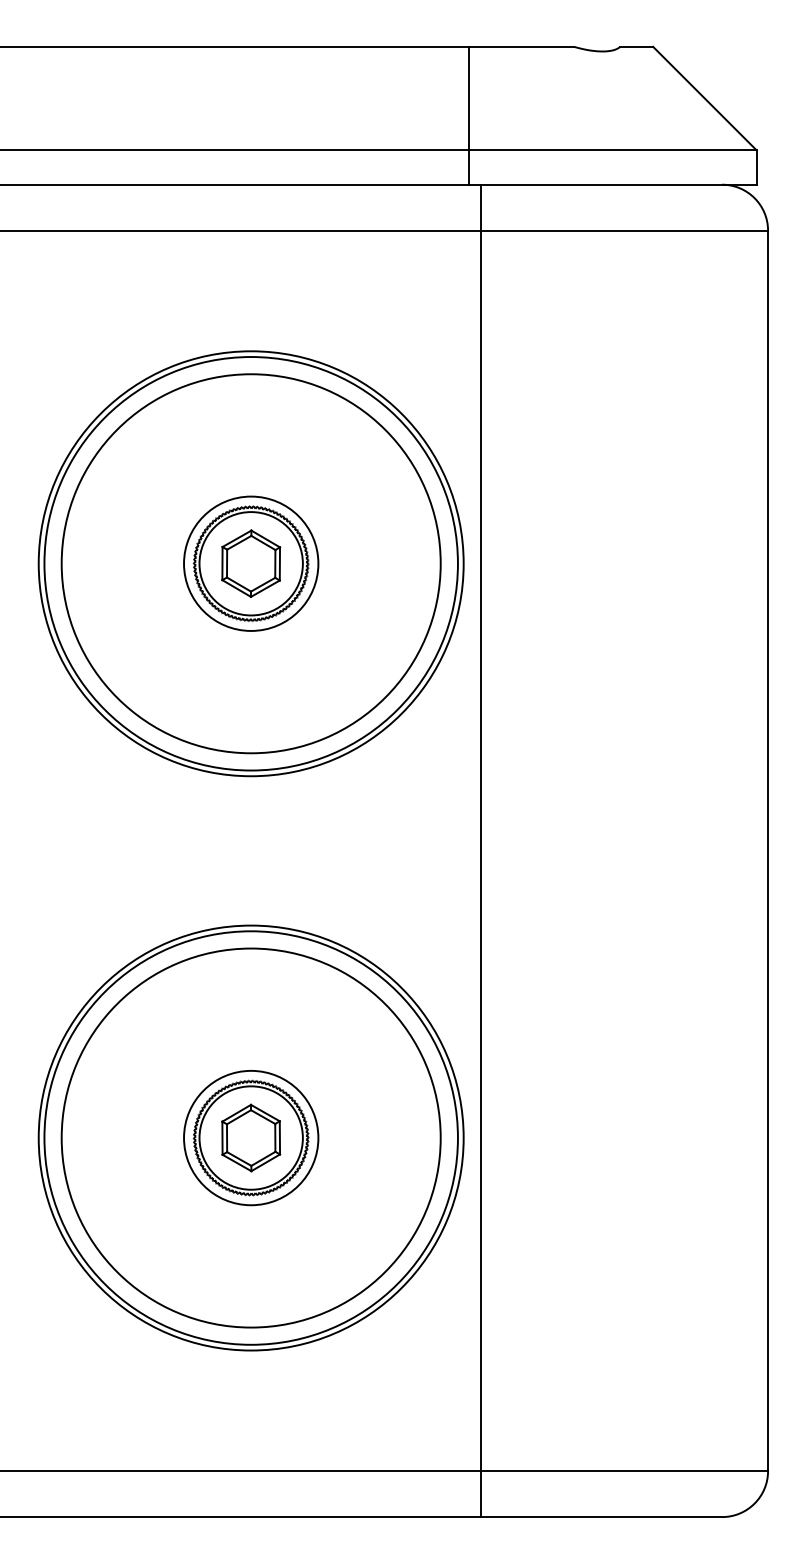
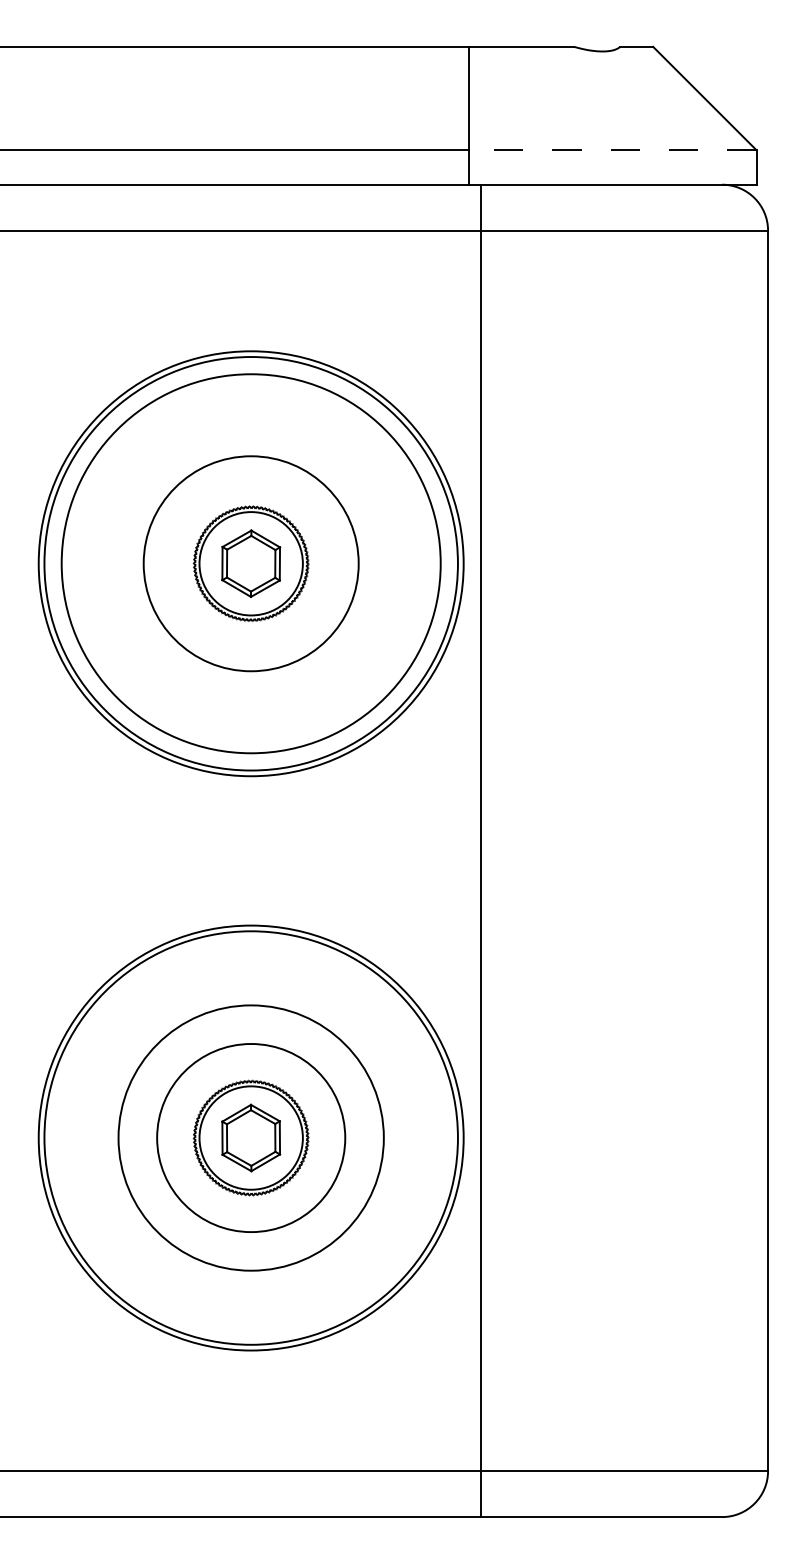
line: solid -> dashed (613, 150)
circle diameter: 134 px -> 215 px (250, 563)
circle diameter: 379 px -> 265 px (250, 1137)
circle diameter: 134 px -> 188 px (251, 1138)
